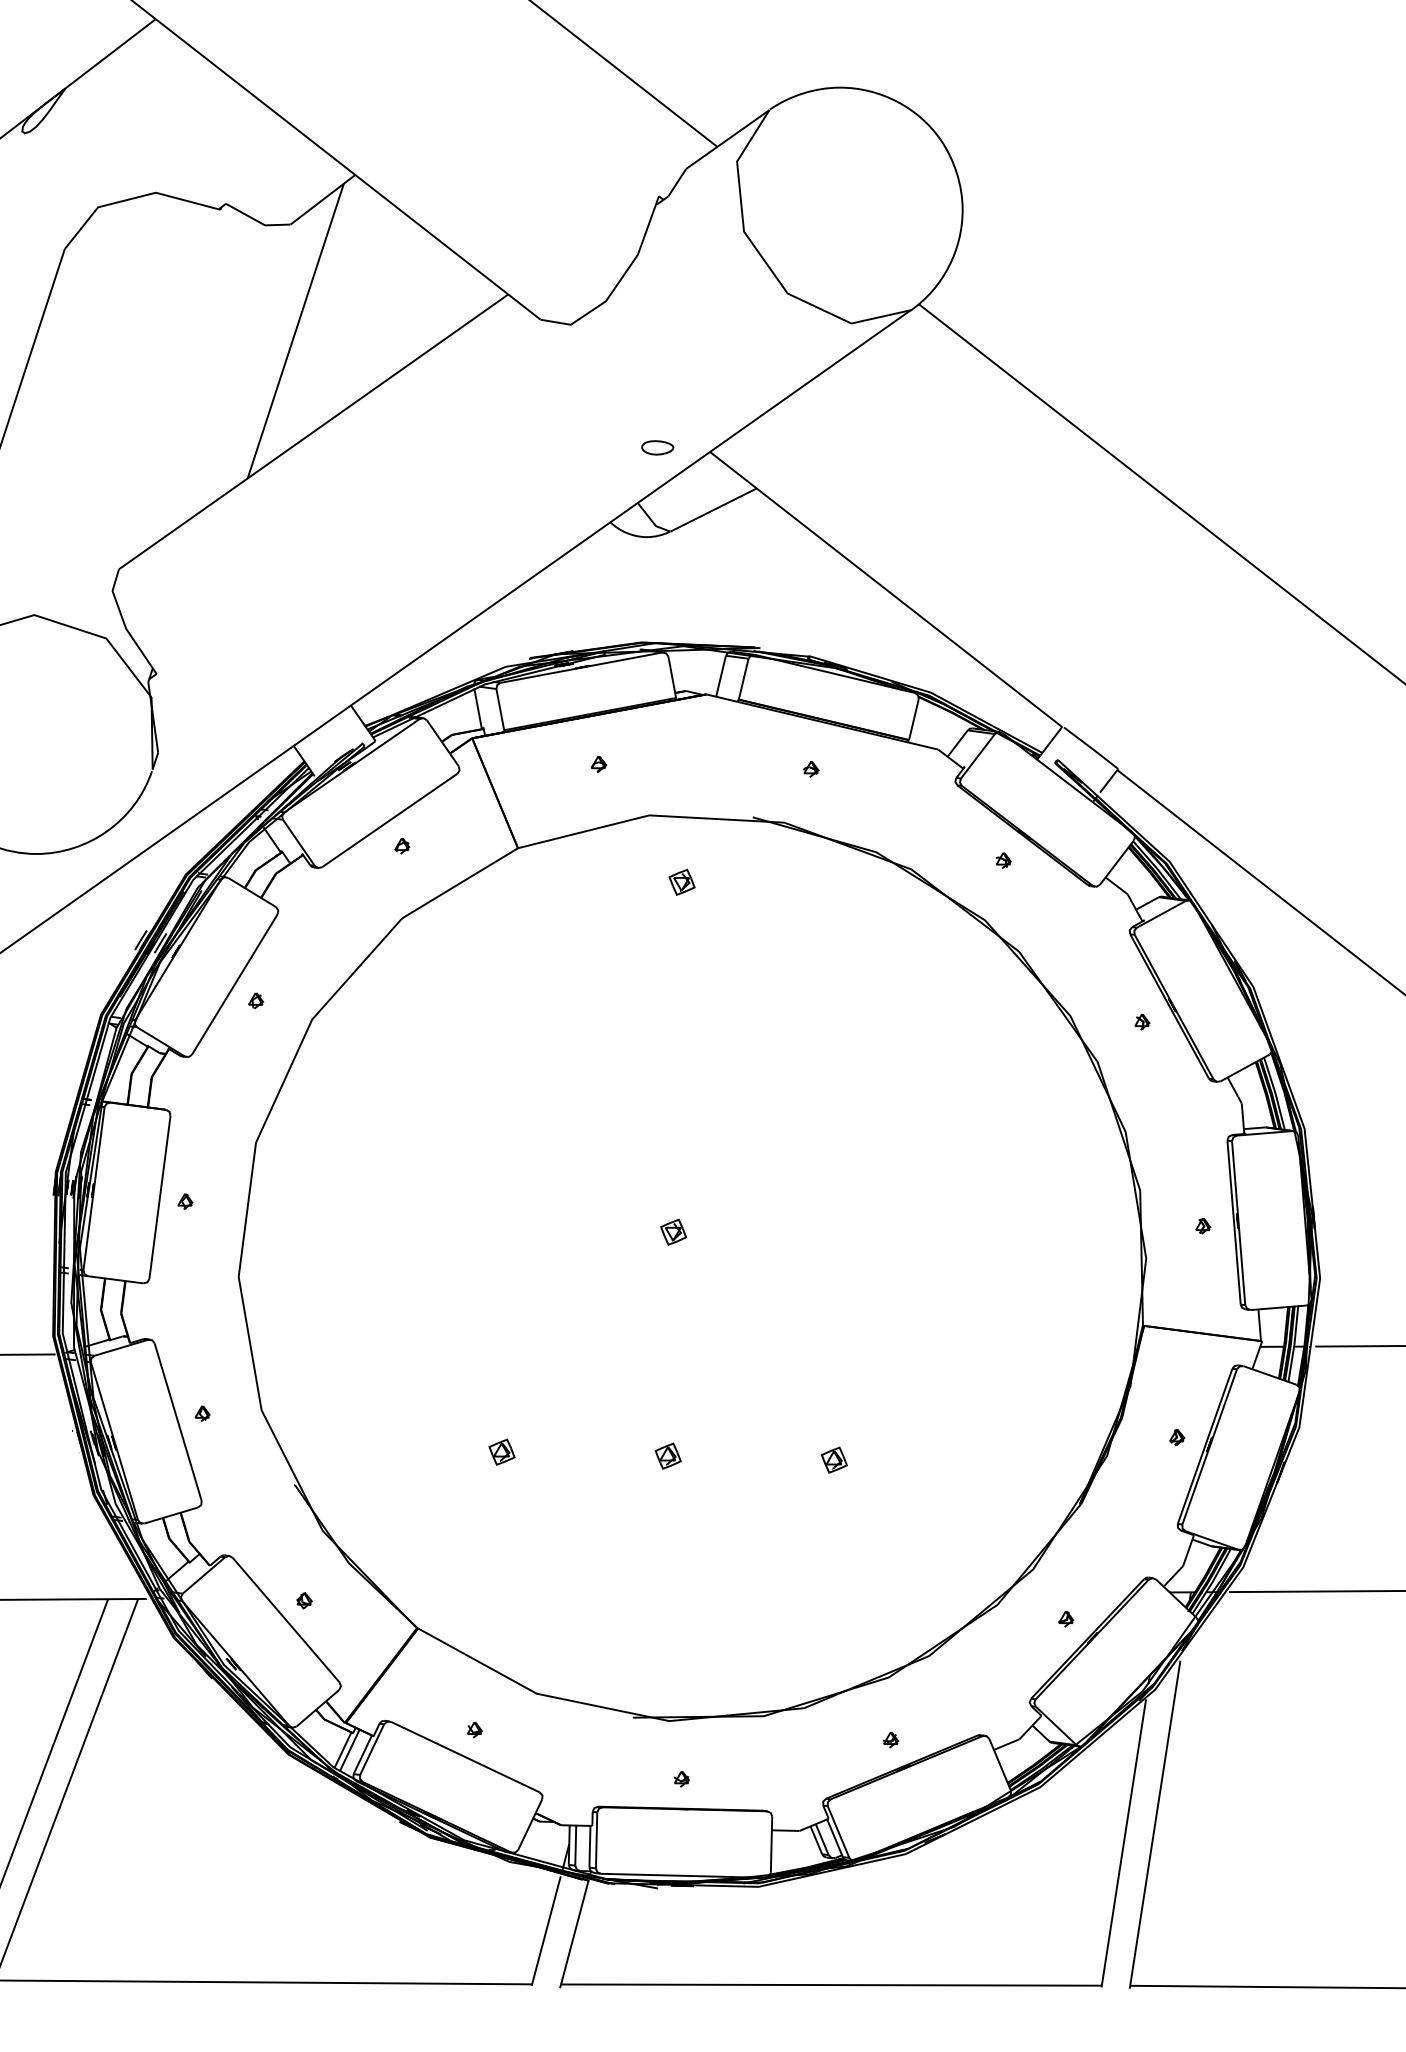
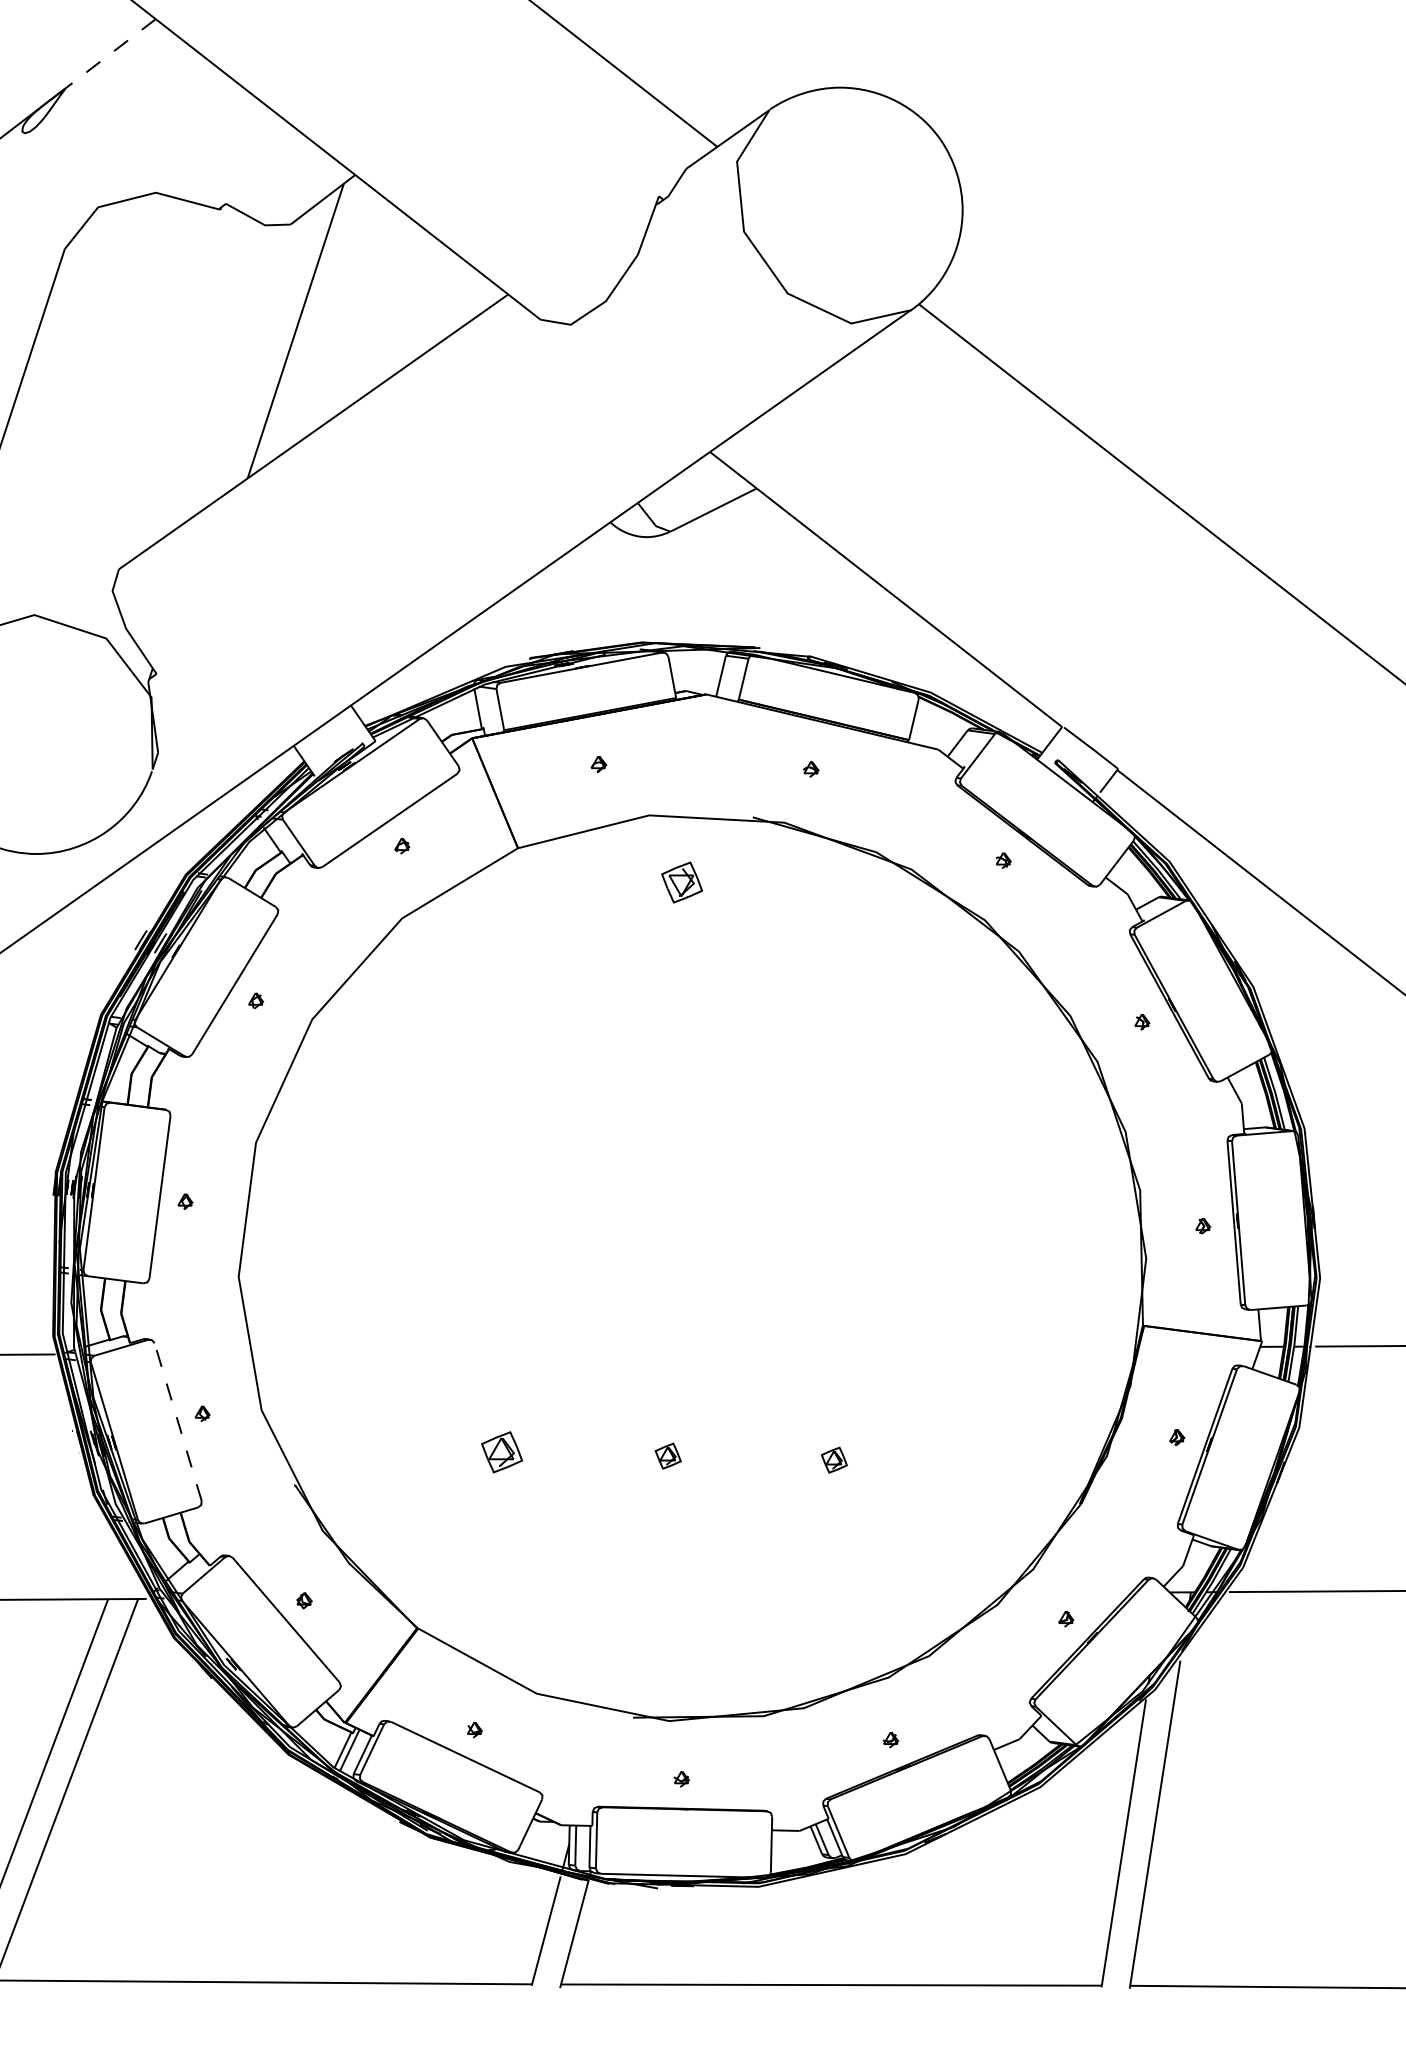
line: solid -> dashed (109, 54)
part: present -> none (657, 447)
part size: 28x28 px -> 43x43 px (682, 882)
part: present -> none (673, 1231)
line: solid -> dashed (178, 1421)
part size: 28x28 px -> 43x43 px (502, 1452)
